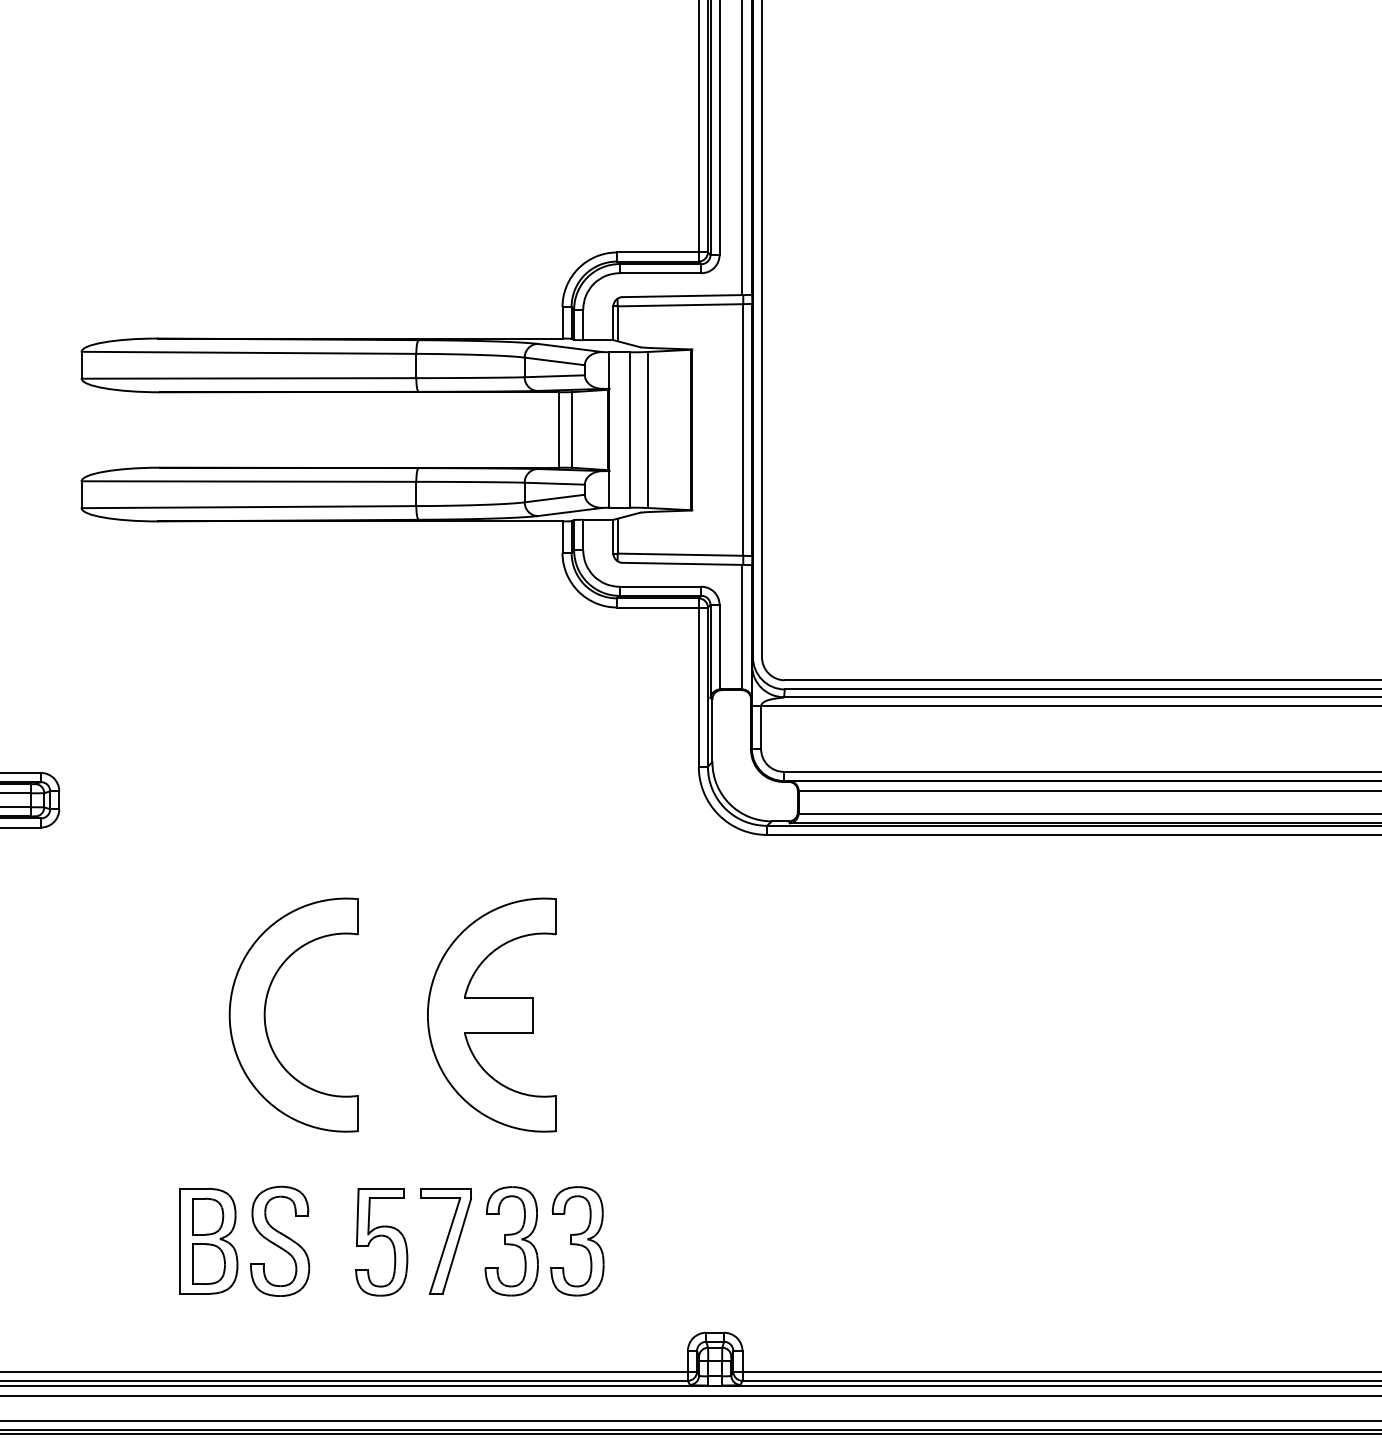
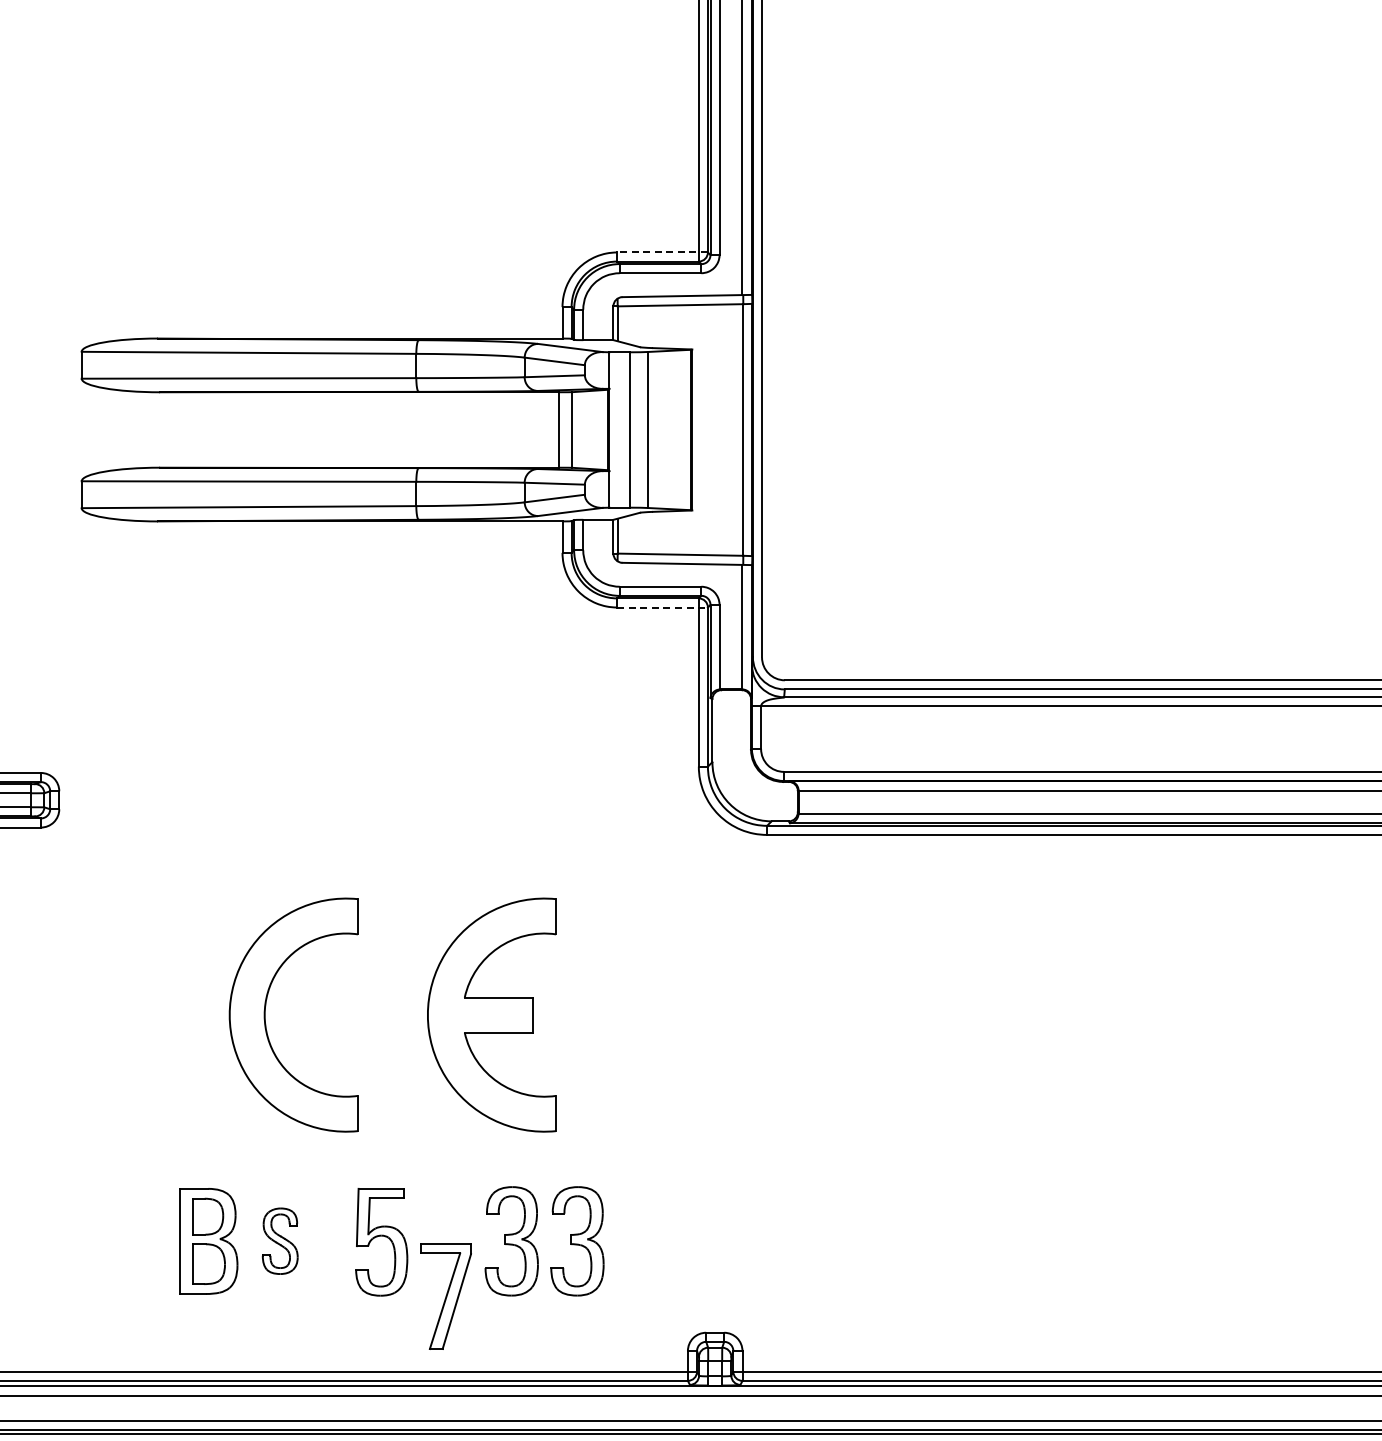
line: solid -> dashed (662, 252)
line: solid -> dashed (663, 607)
part size: 61x112 px -> 38x68 px (279, 1240)
part position: (445, 1241) -> (445, 1296) (445, 1296)
